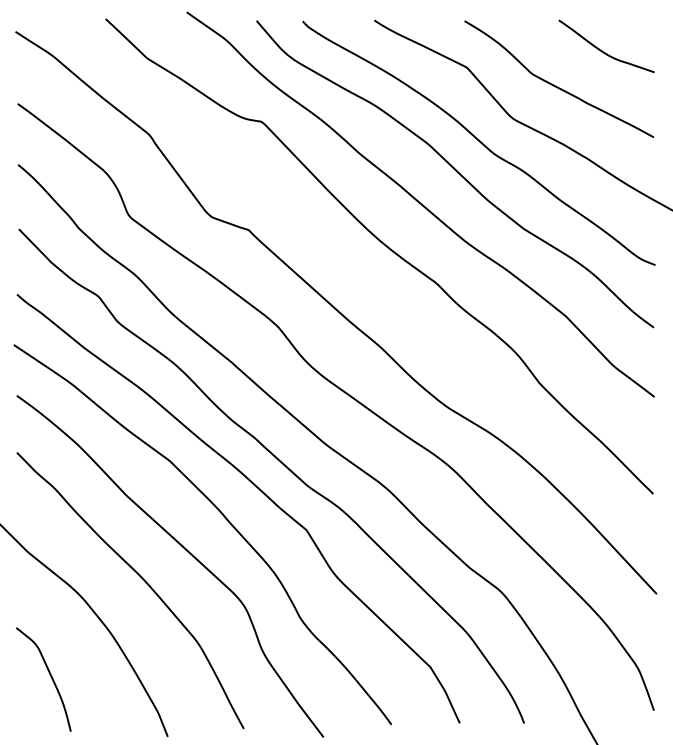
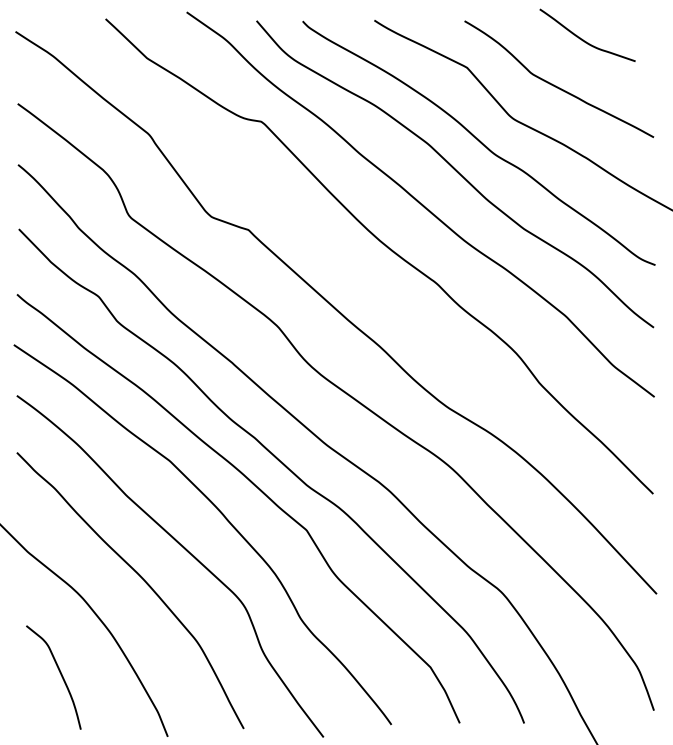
curve position: (604, 51) -> (585, 40) (585, 40)
curve position: (50, 677) -> (60, 675) (60, 675)
